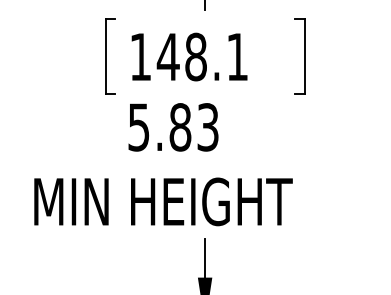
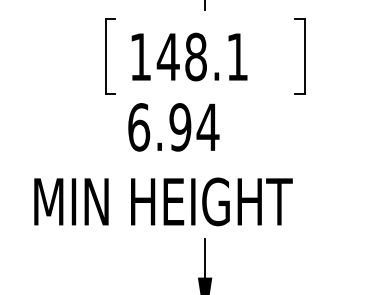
text: 5.83 -> 6.94 (173, 127)
